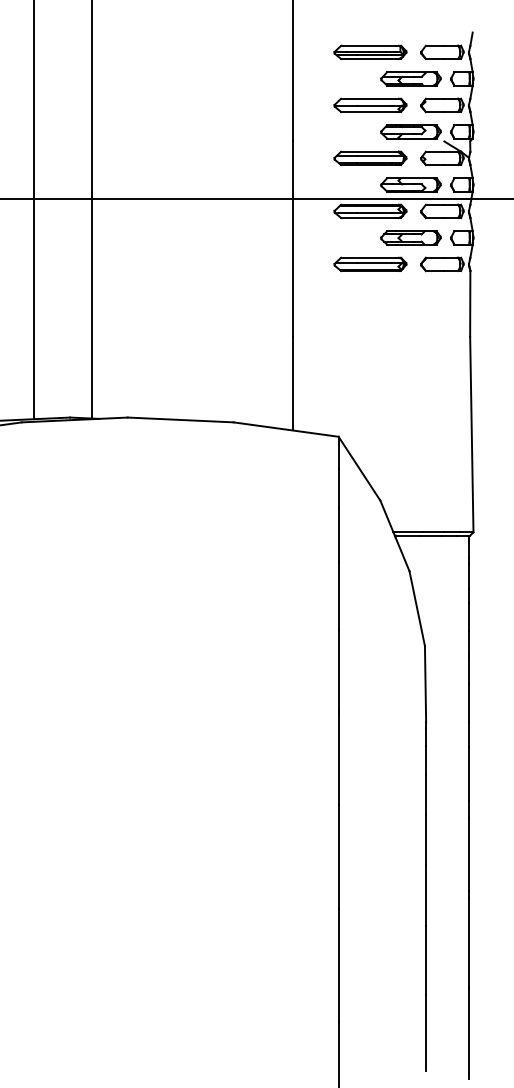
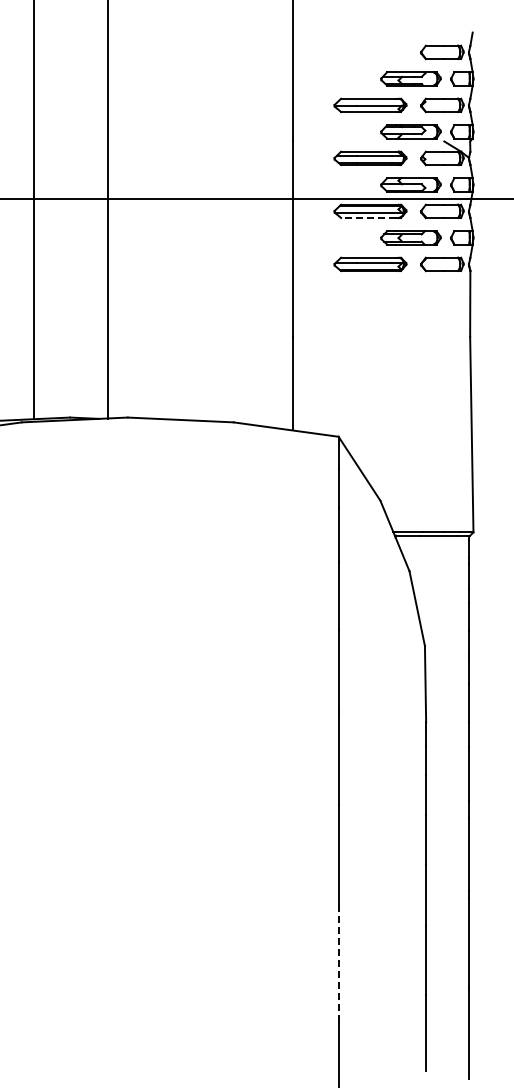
part: present -> none (370, 52)
line position: (92, 210) -> (108, 210) (108, 210)
line: solid -> dashed (368, 218)
line: solid -> dashed (338, 965)
